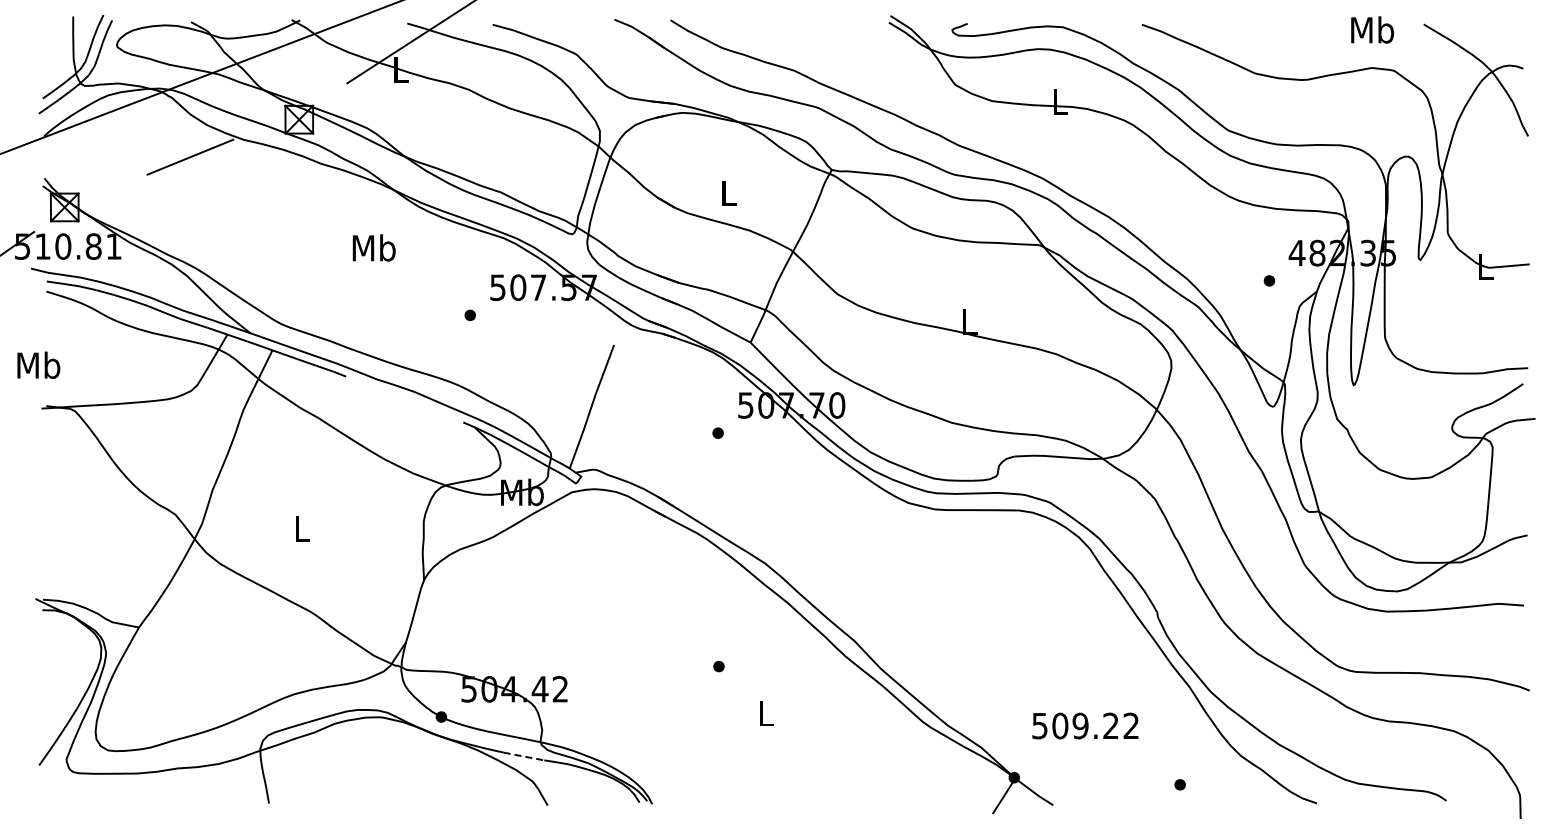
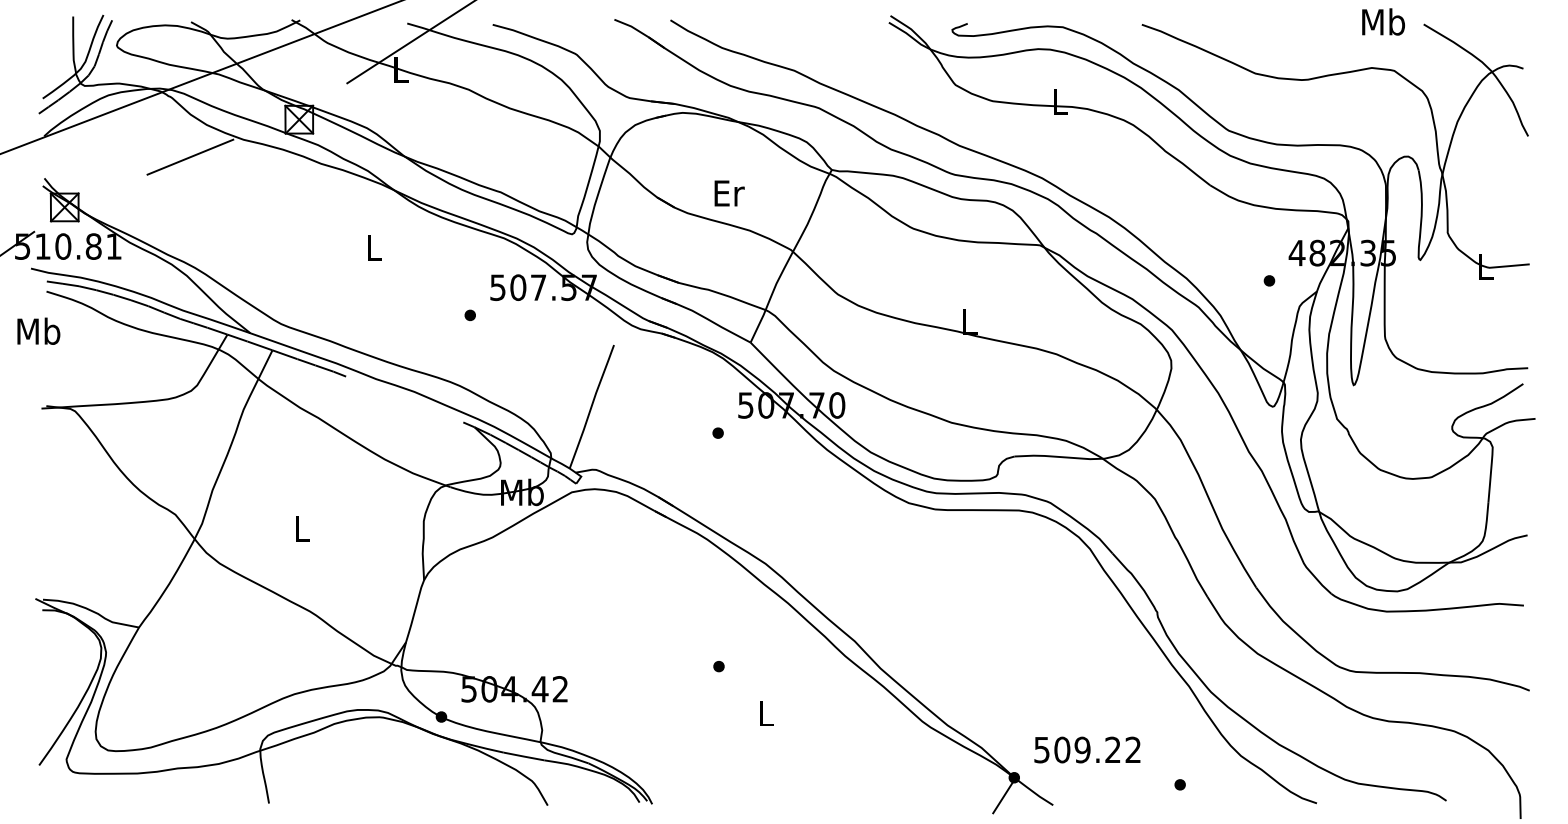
text position: (1372, 29) -> (1383, 21) (1383, 21)
text: L -> Er (729, 193)
text: Mb -> L (373, 247)
text position: (38, 364) -> (38, 330) (38, 330)
text position: (1085, 725) -> (1087, 749) (1087, 749)
line: dashed -> solid (524, 756)
